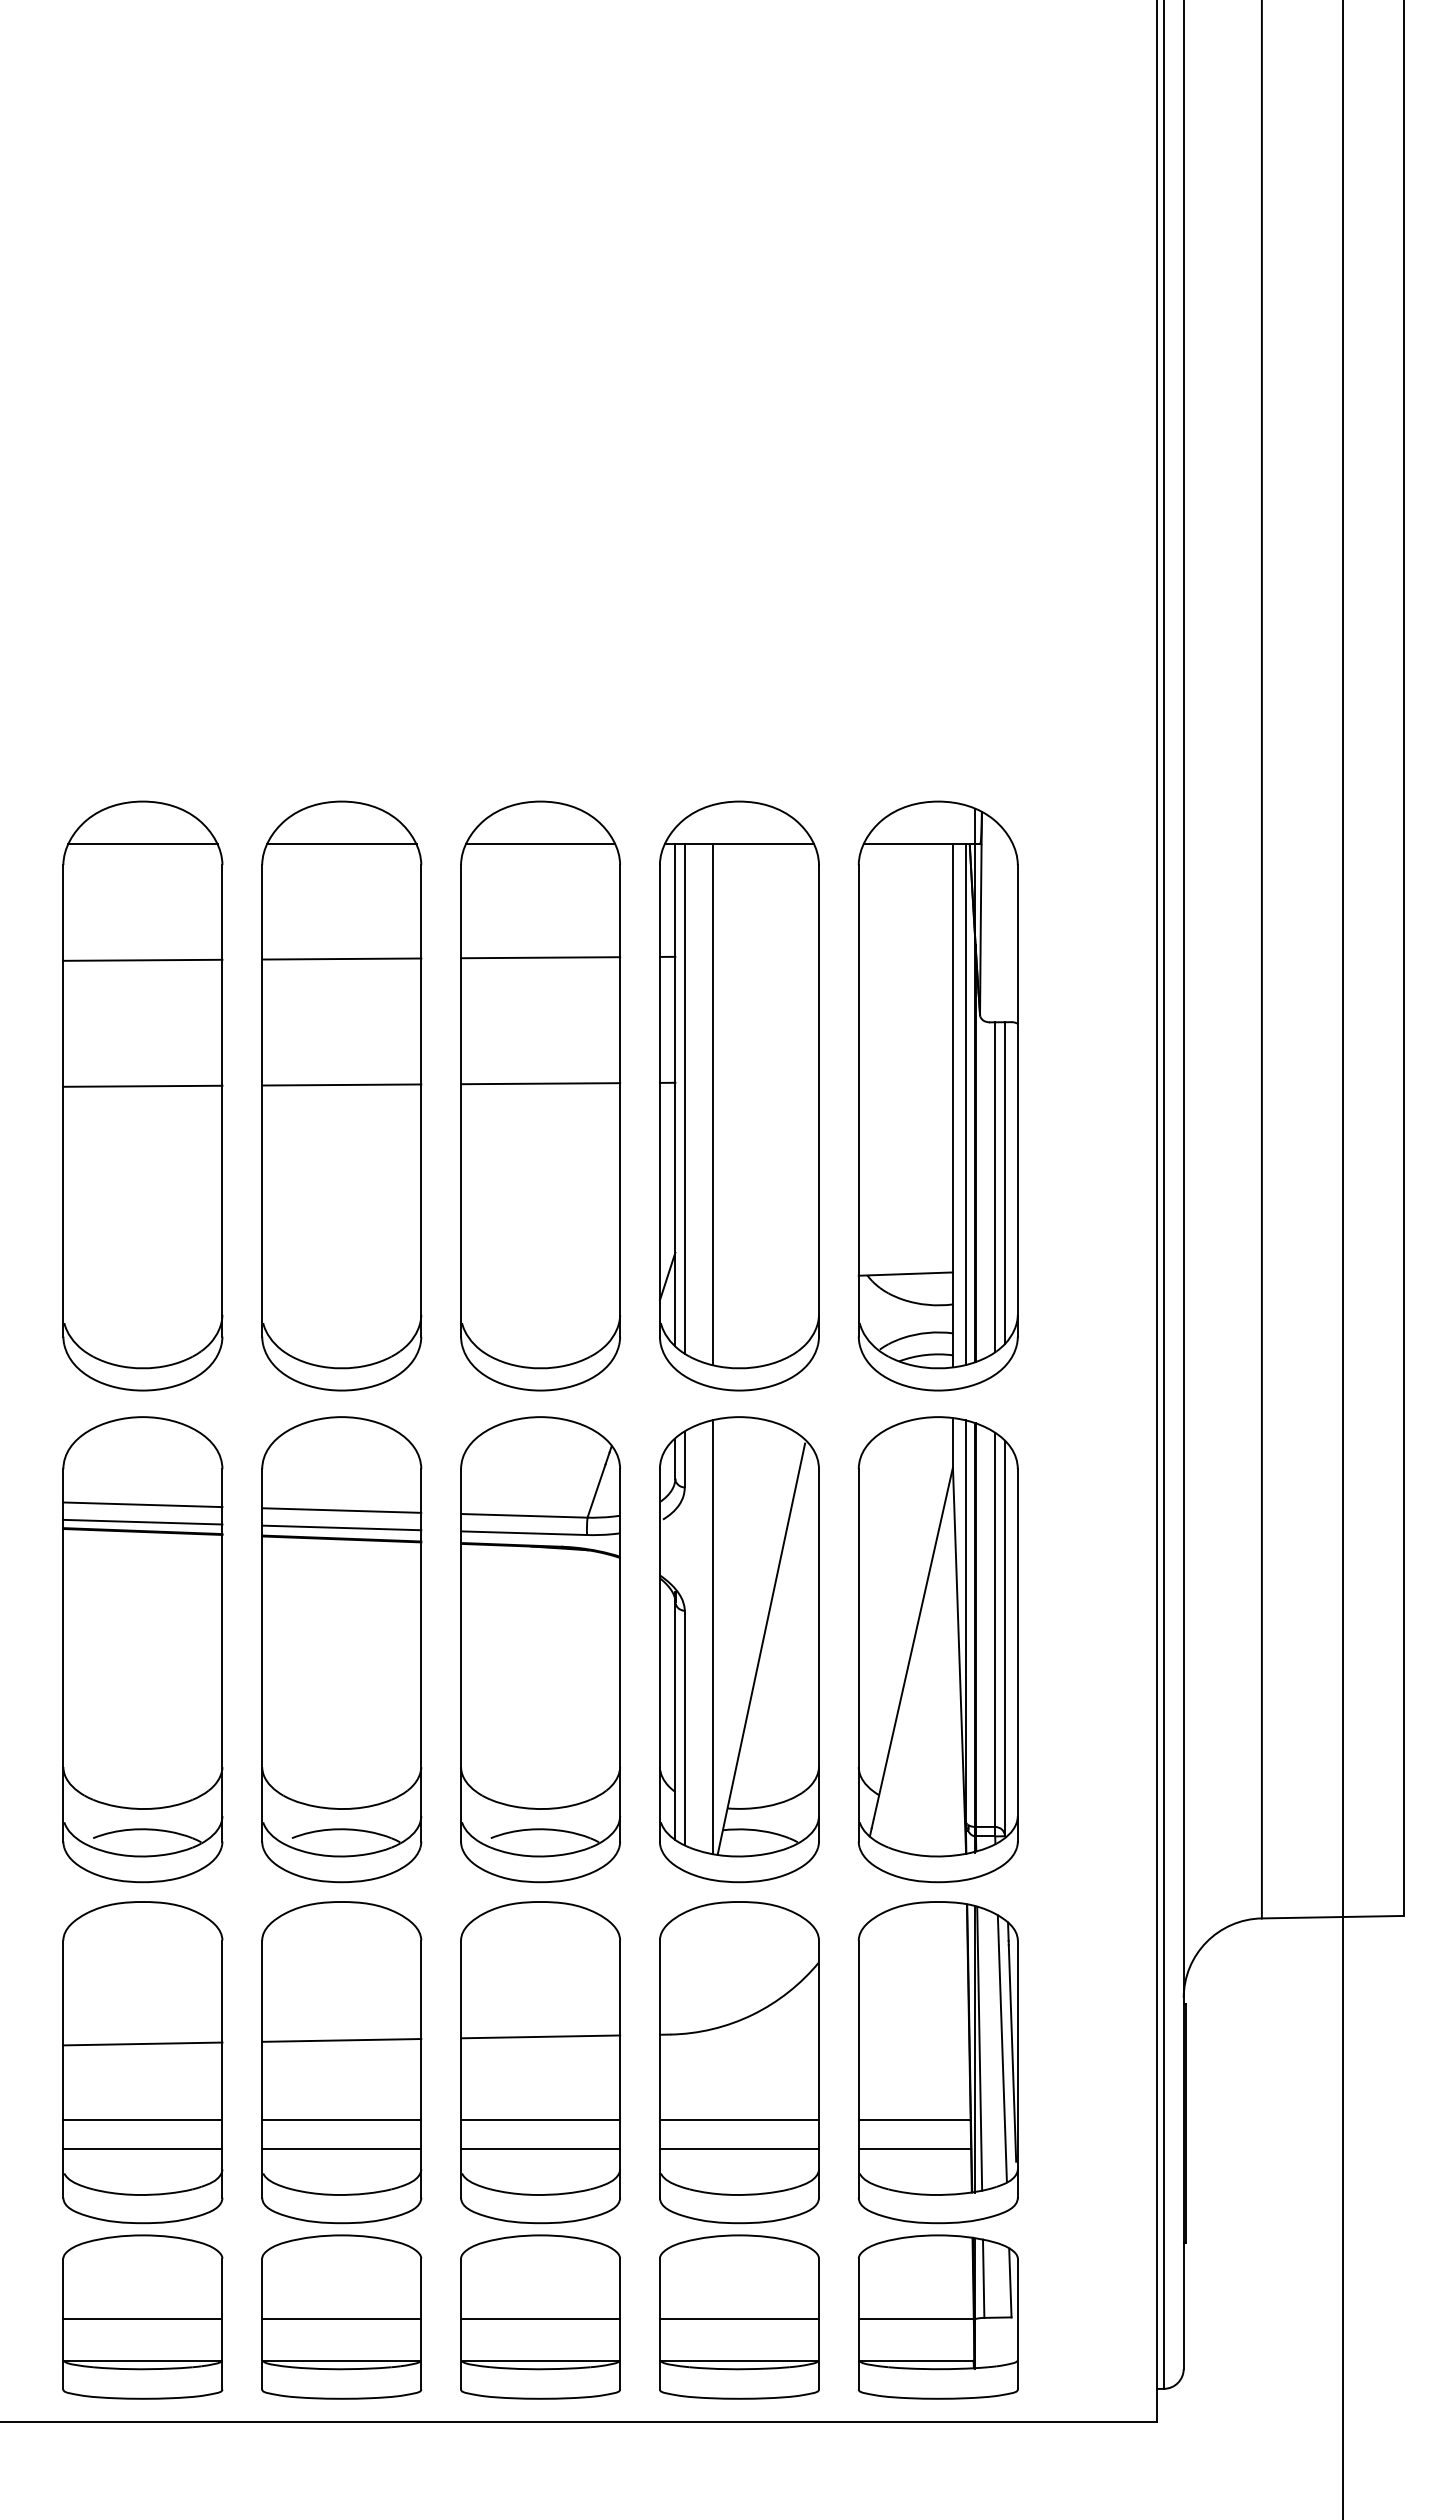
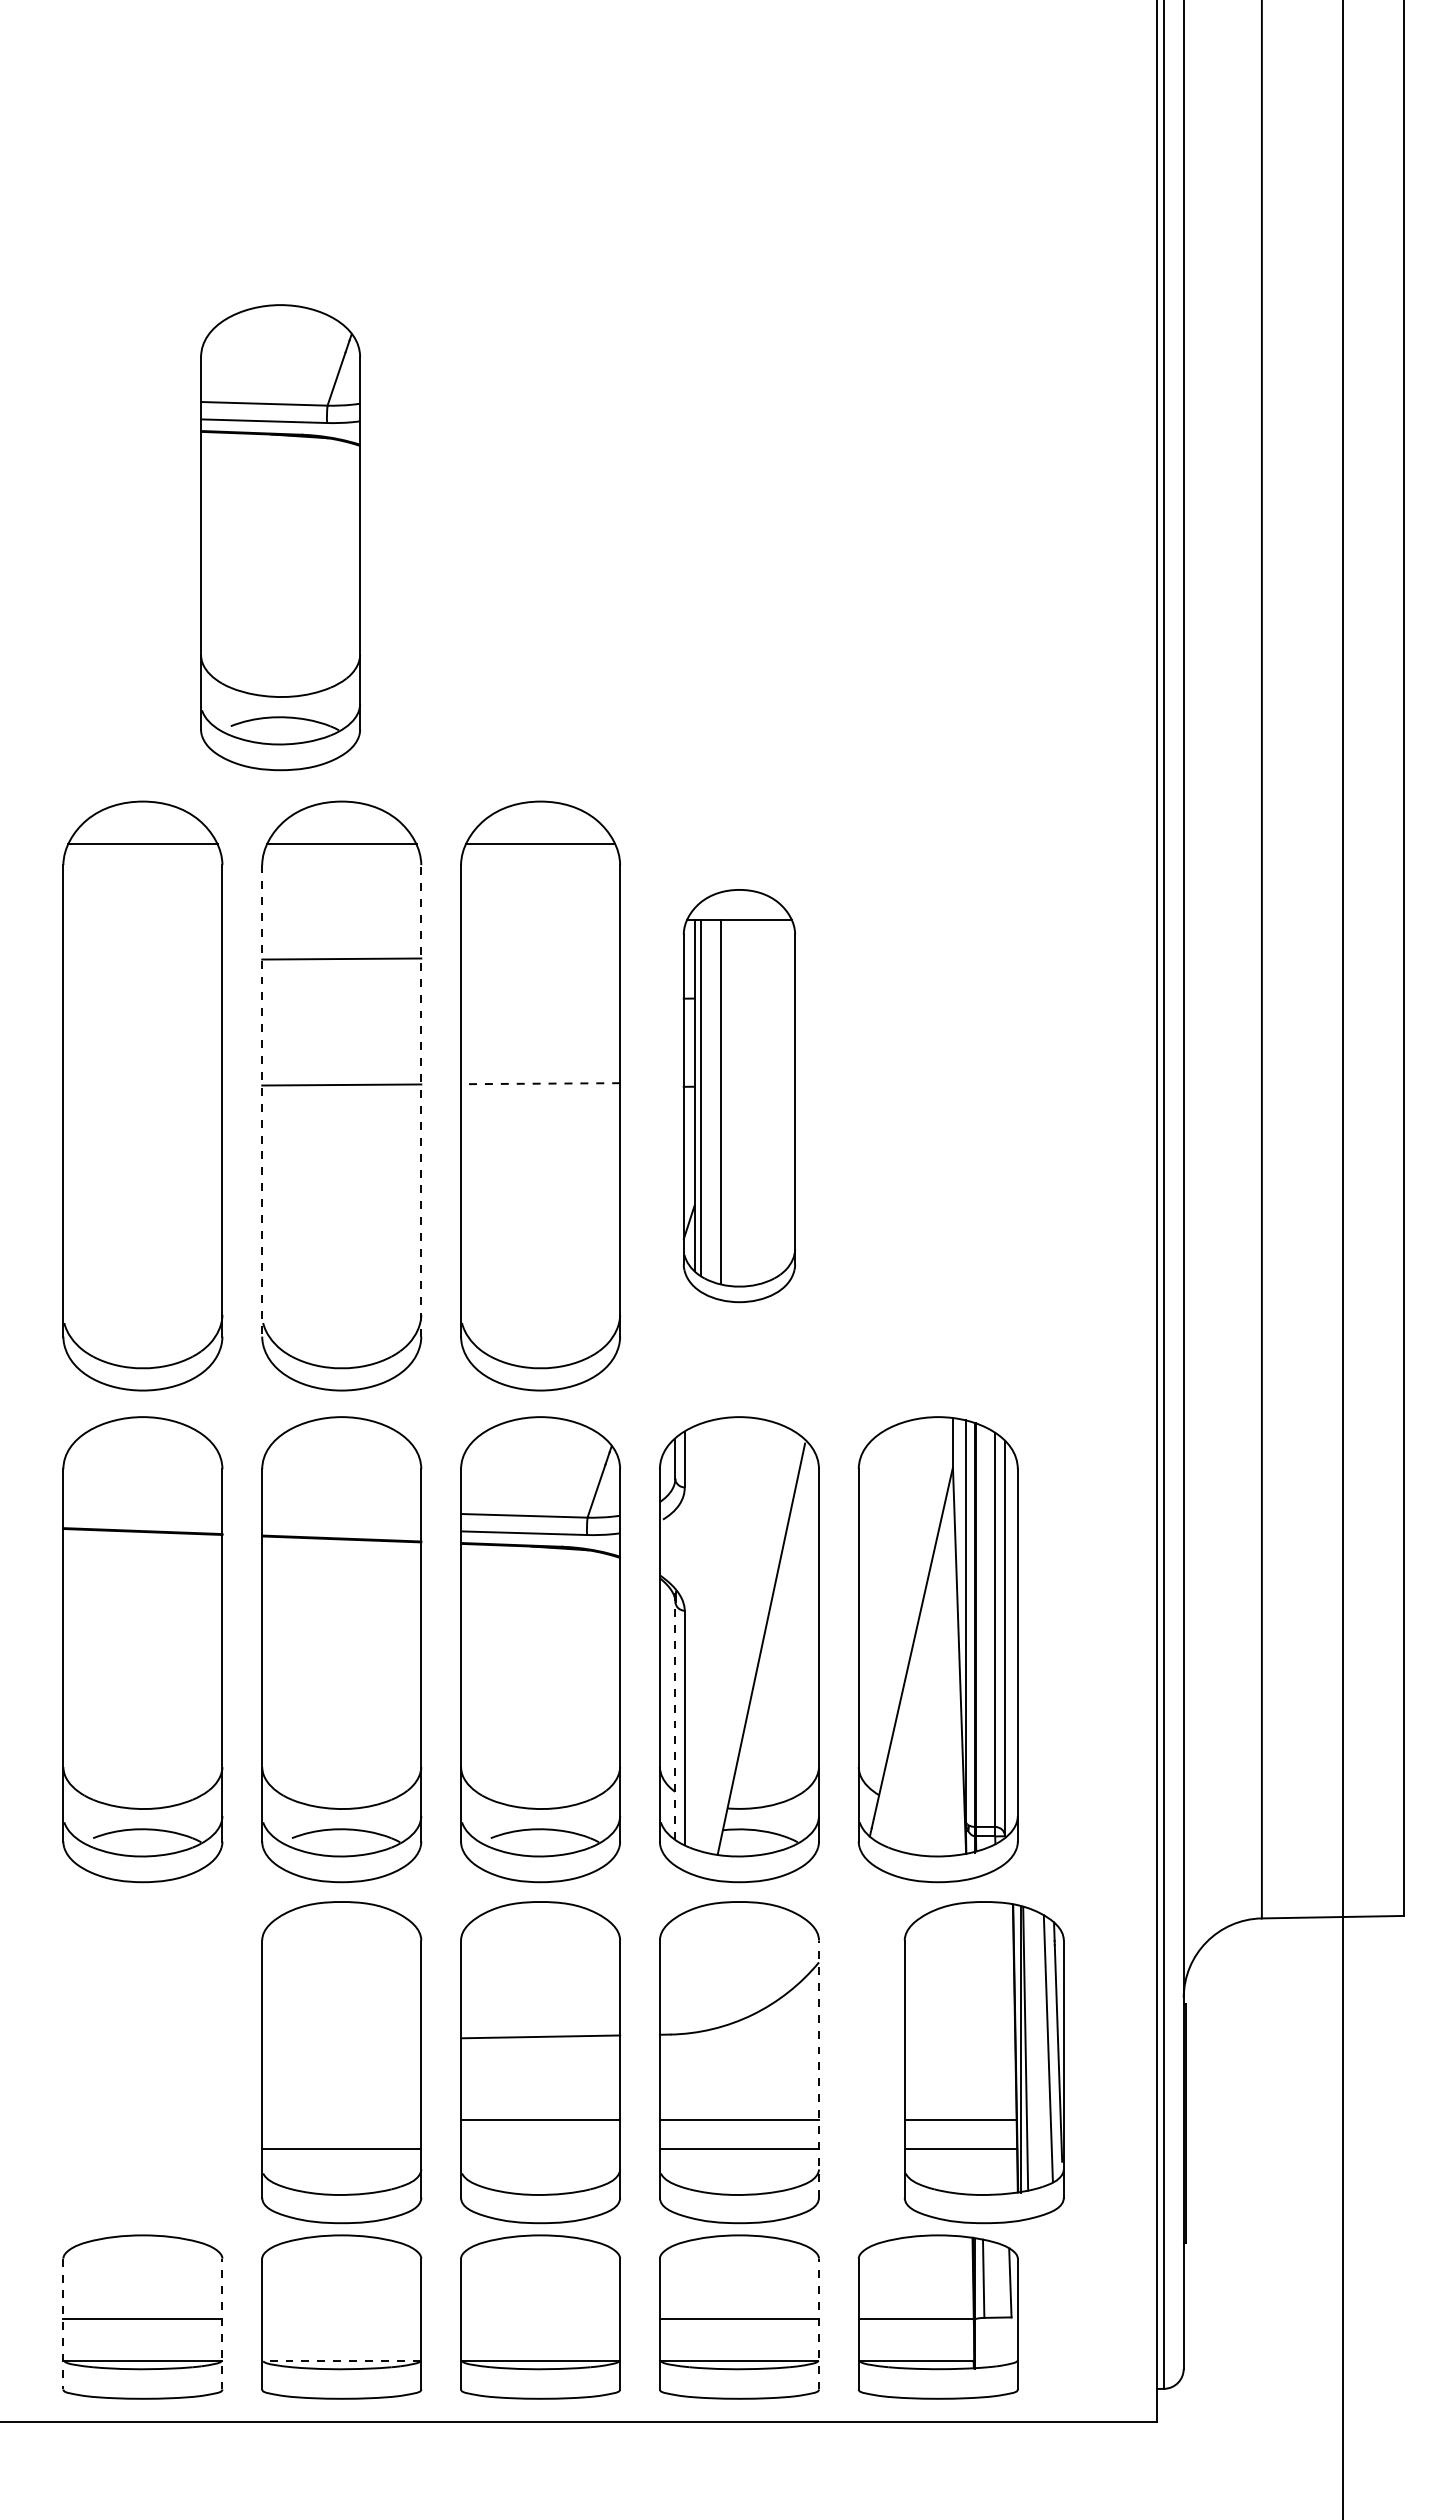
part: none -> present (280, 537)
line: present -> none (540, 957)
line: present -> none (142, 959)
line: solid -> dashed (540, 1083)
line: present -> none (142, 1085)
part size: 161x592 px -> 114x415 px (738, 1096)
part: present -> none (937, 1095)
line: solid -> dashed (262, 1100)
line: solid -> dashed (421, 1100)
line: present -> none (142, 1504)
line: present -> none (341, 1510)
line: present -> none (142, 1521)
line: present -> none (341, 1527)
line: present -> none (713, 1637)
line: solid -> dashed (675, 1716)
line: present -> none (341, 2040)
part: present -> none (142, 2062)
part position: (937, 2062) -> (983, 2062) (983, 2062)
line: solid -> dashed (818, 2069)
line: present -> none (341, 2120)
line: present -> none (540, 2149)
line: present -> none (341, 2318)
line: present -> none (540, 2318)
line: solid -> dashed (222, 2323)
line: solid -> dashed (818, 2323)
line: solid -> dashed (63, 2324)
line: solid -> dashed (341, 2360)
